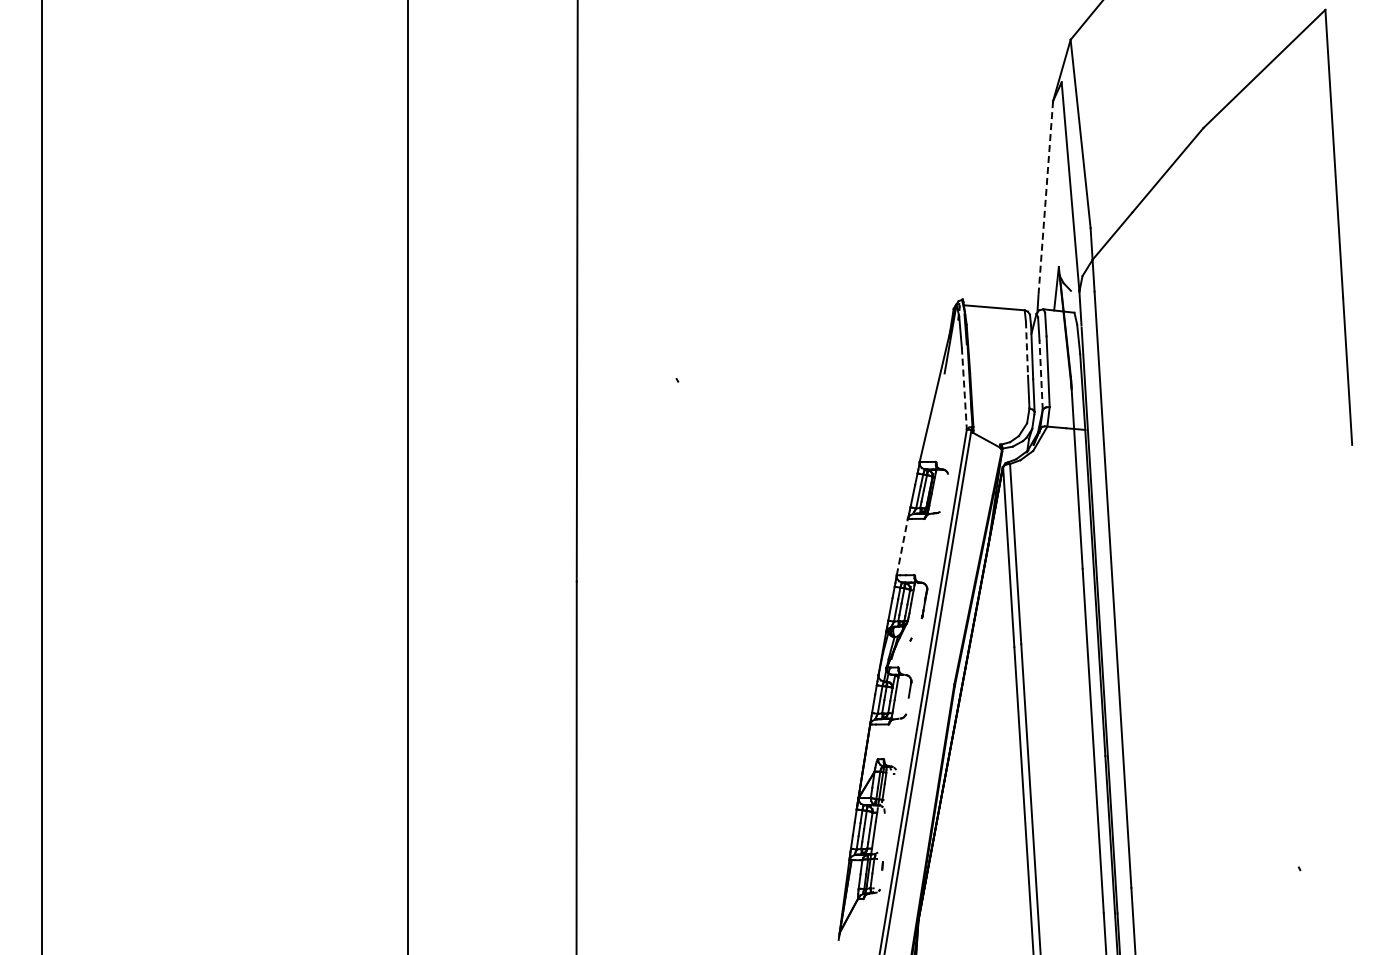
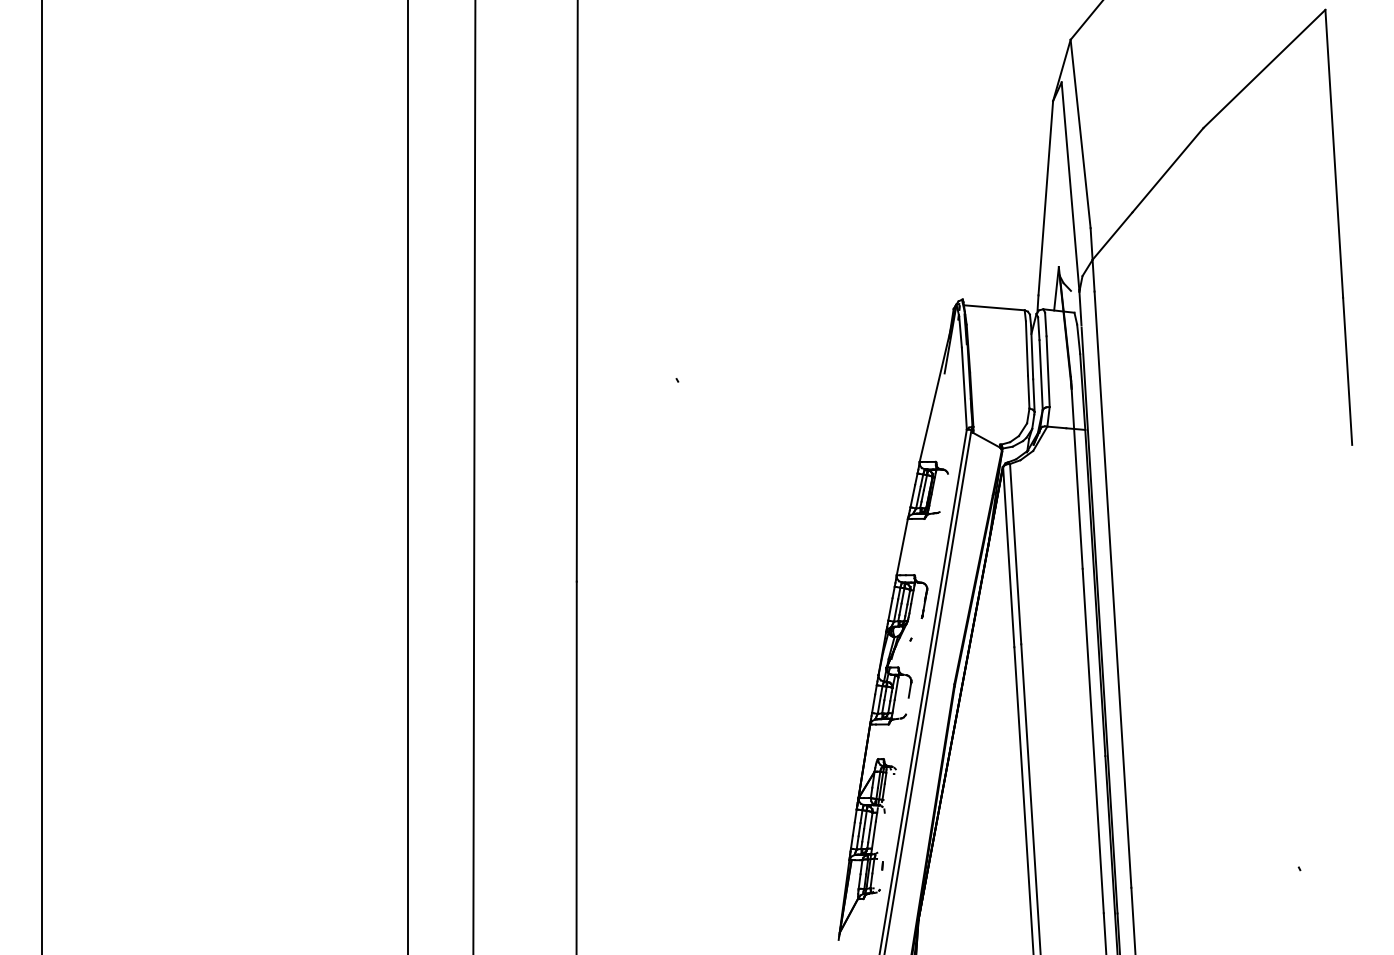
line: dashed -> solid (1045, 198)
line: dashed -> solid (1026, 349)
line: dashed -> solid (1041, 375)
line: dashed -> solid (964, 389)
line: none -> present (474, 476)
line: dashed -> solid (902, 547)
